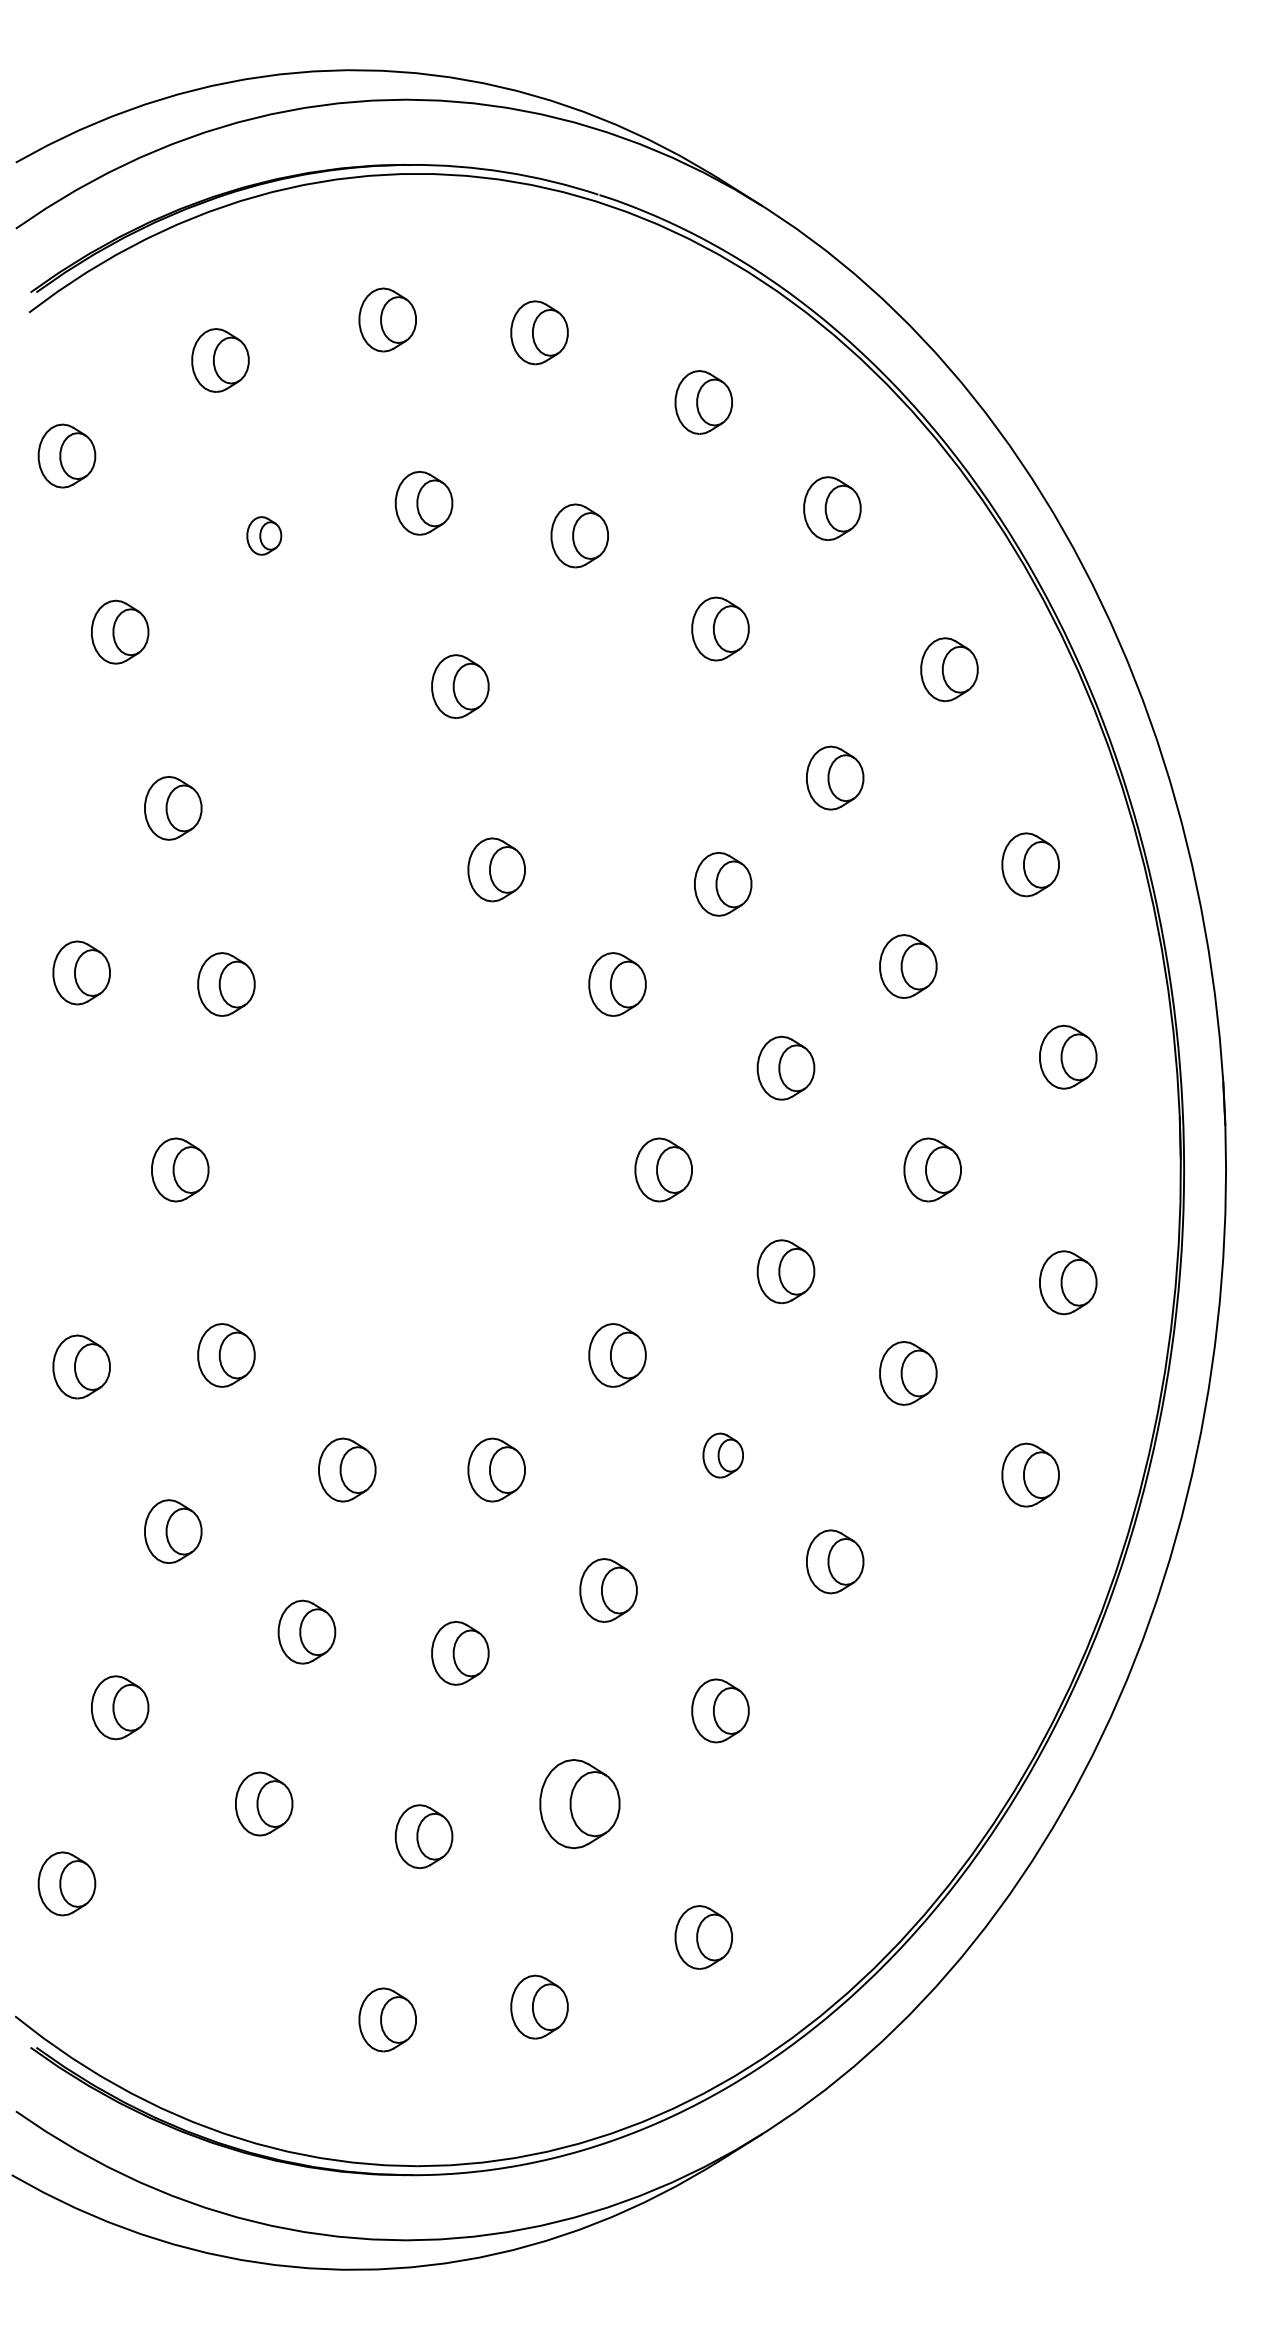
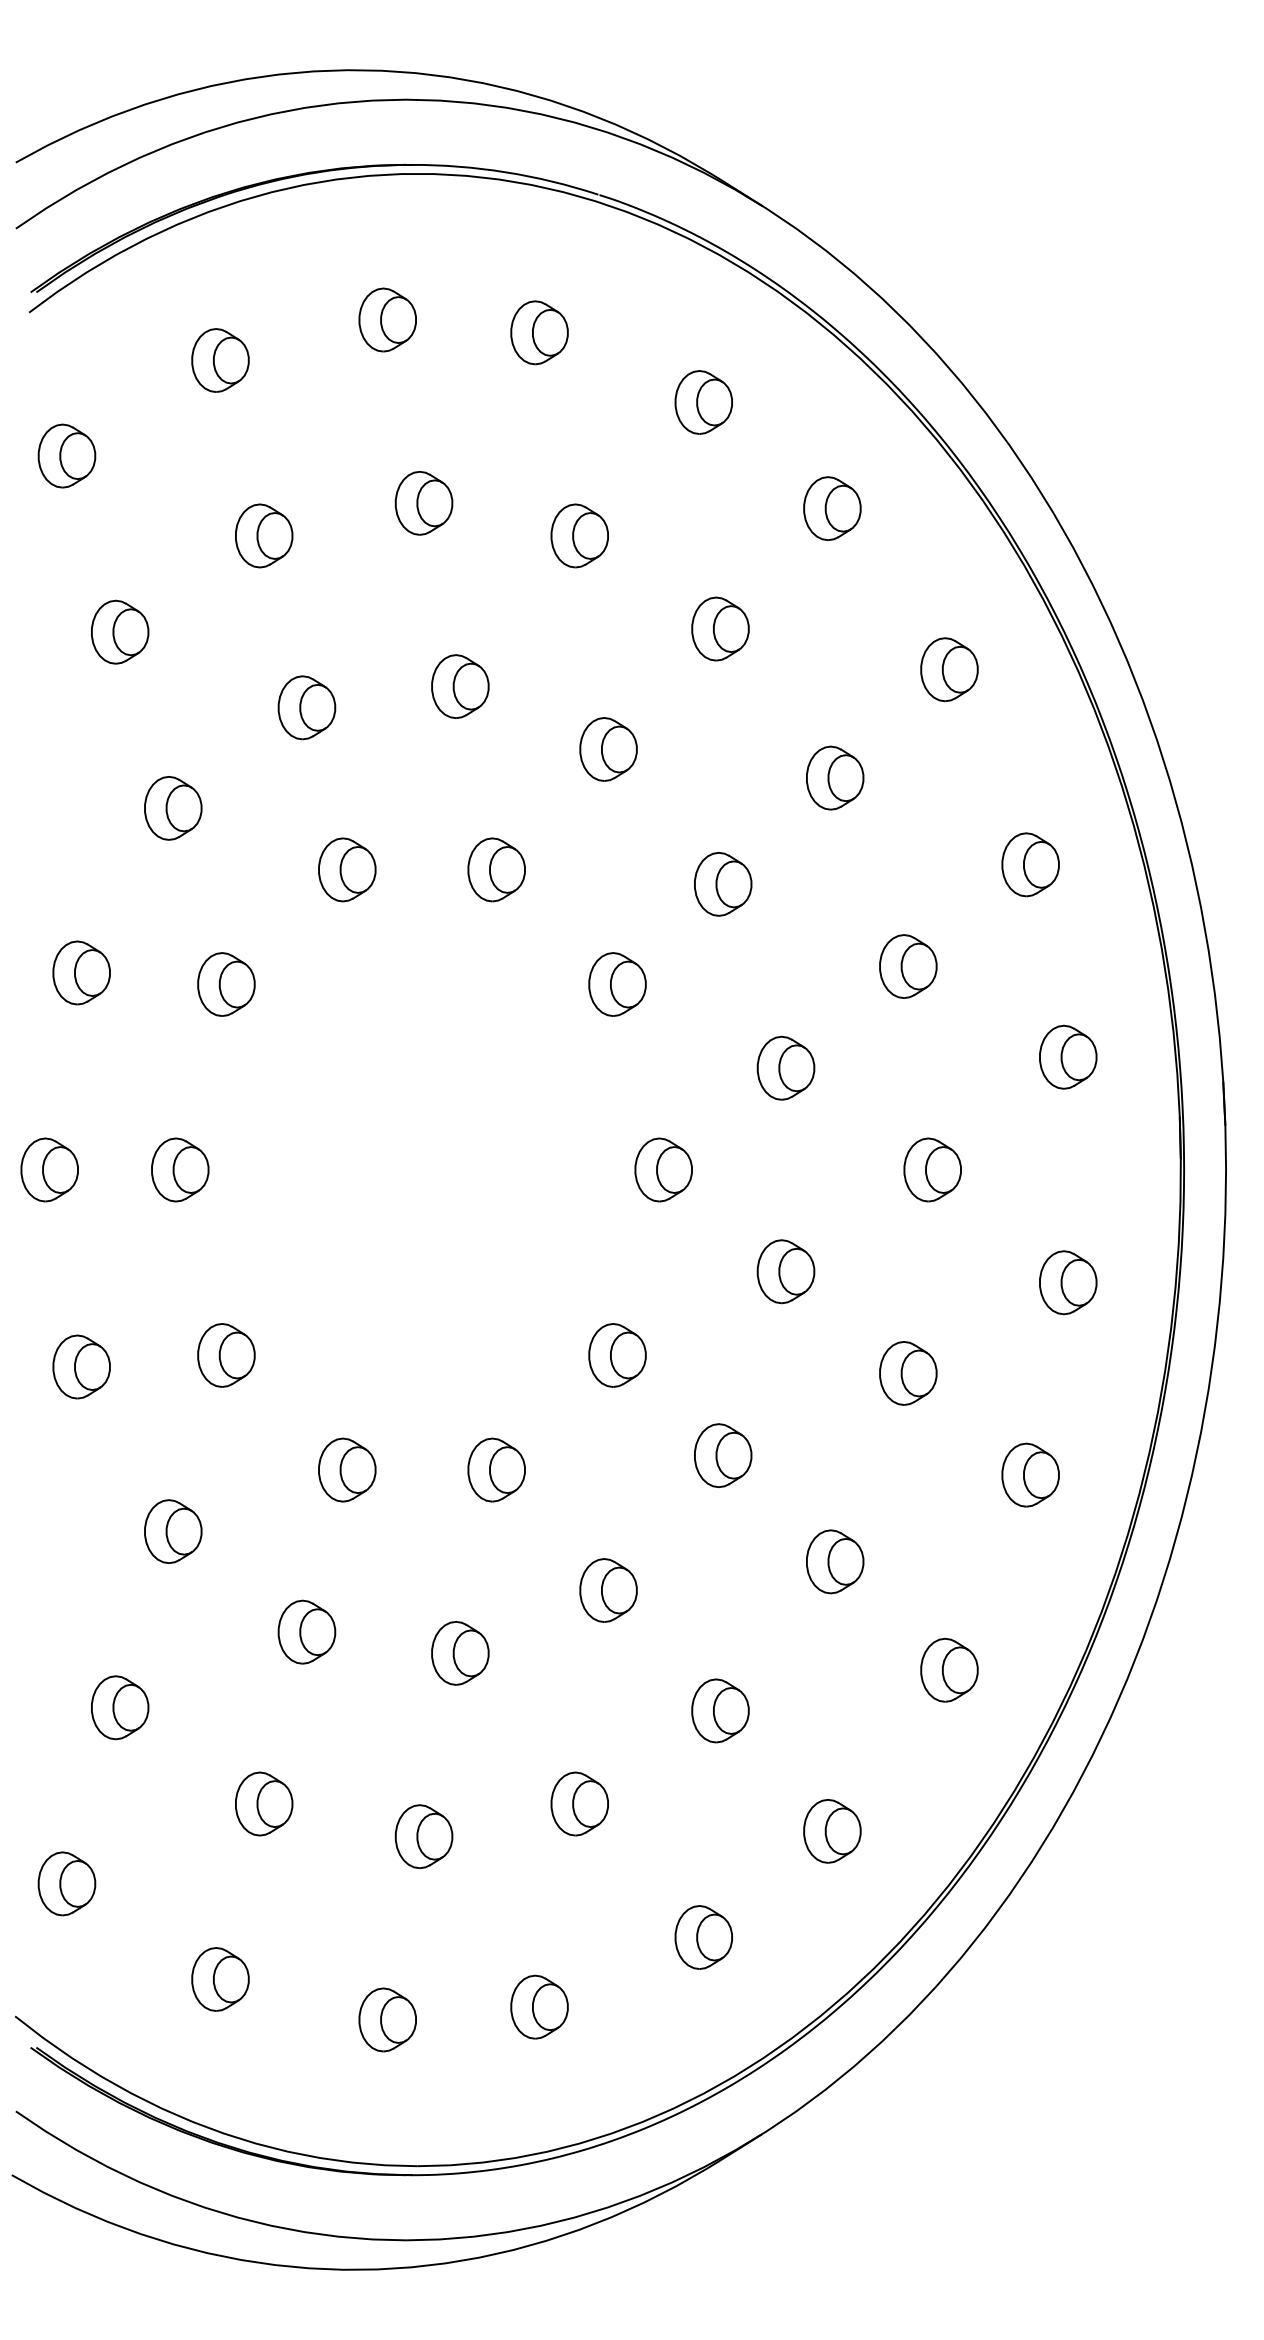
part size: 37x40 px -> 59x66 px (264, 535)
part: none -> present (306, 707)
part: none -> present (608, 749)
part: none -> present (347, 869)
part: none -> present (49, 1169)
part size: 42x47 px -> 59x65 px (723, 1455)
part: none -> present (949, 1669)
part size: 82x91 px -> 59x66 px (579, 1803)
part: none -> present (832, 1831)
part: none -> present (220, 1979)
